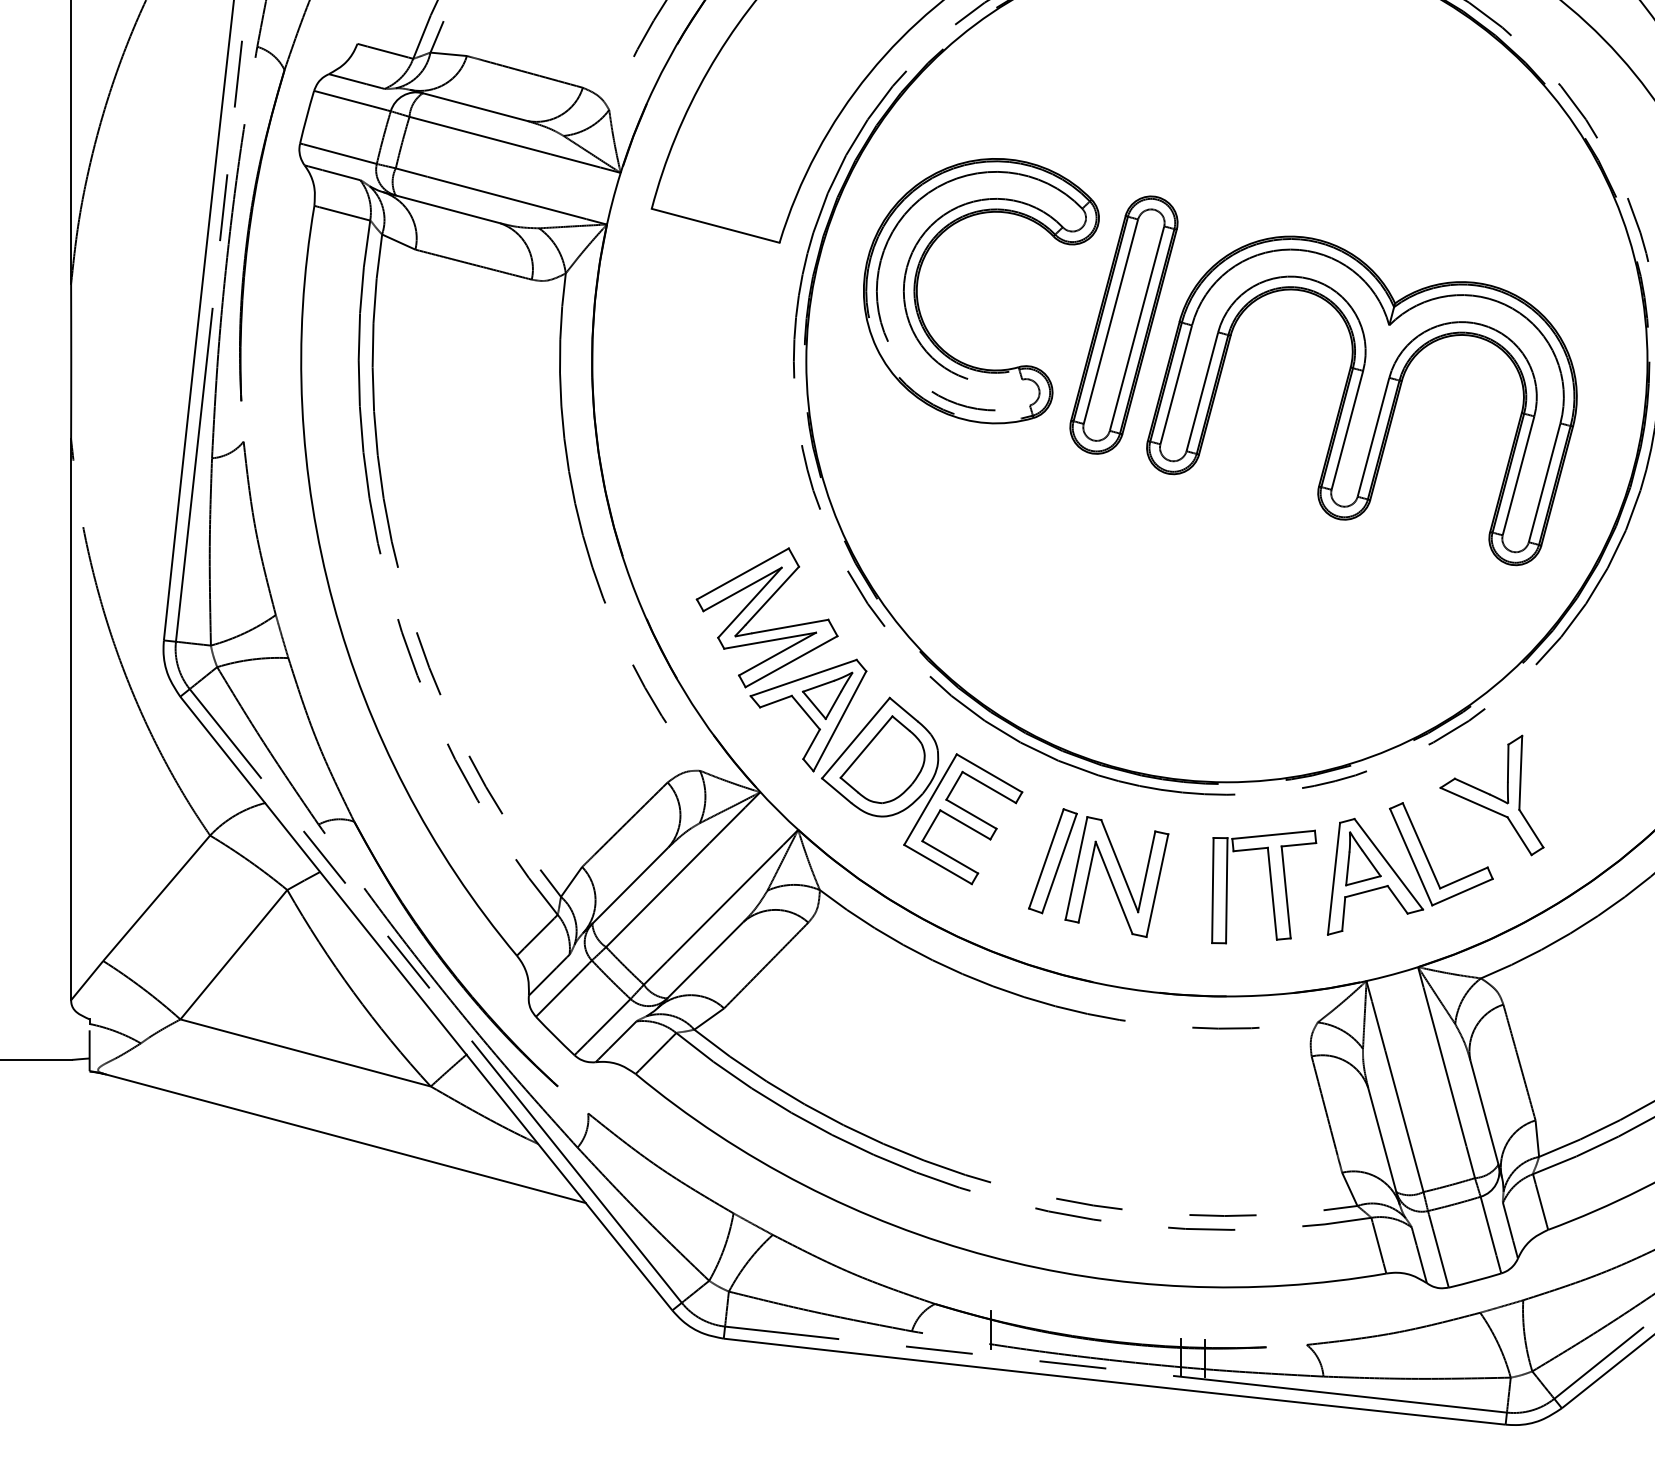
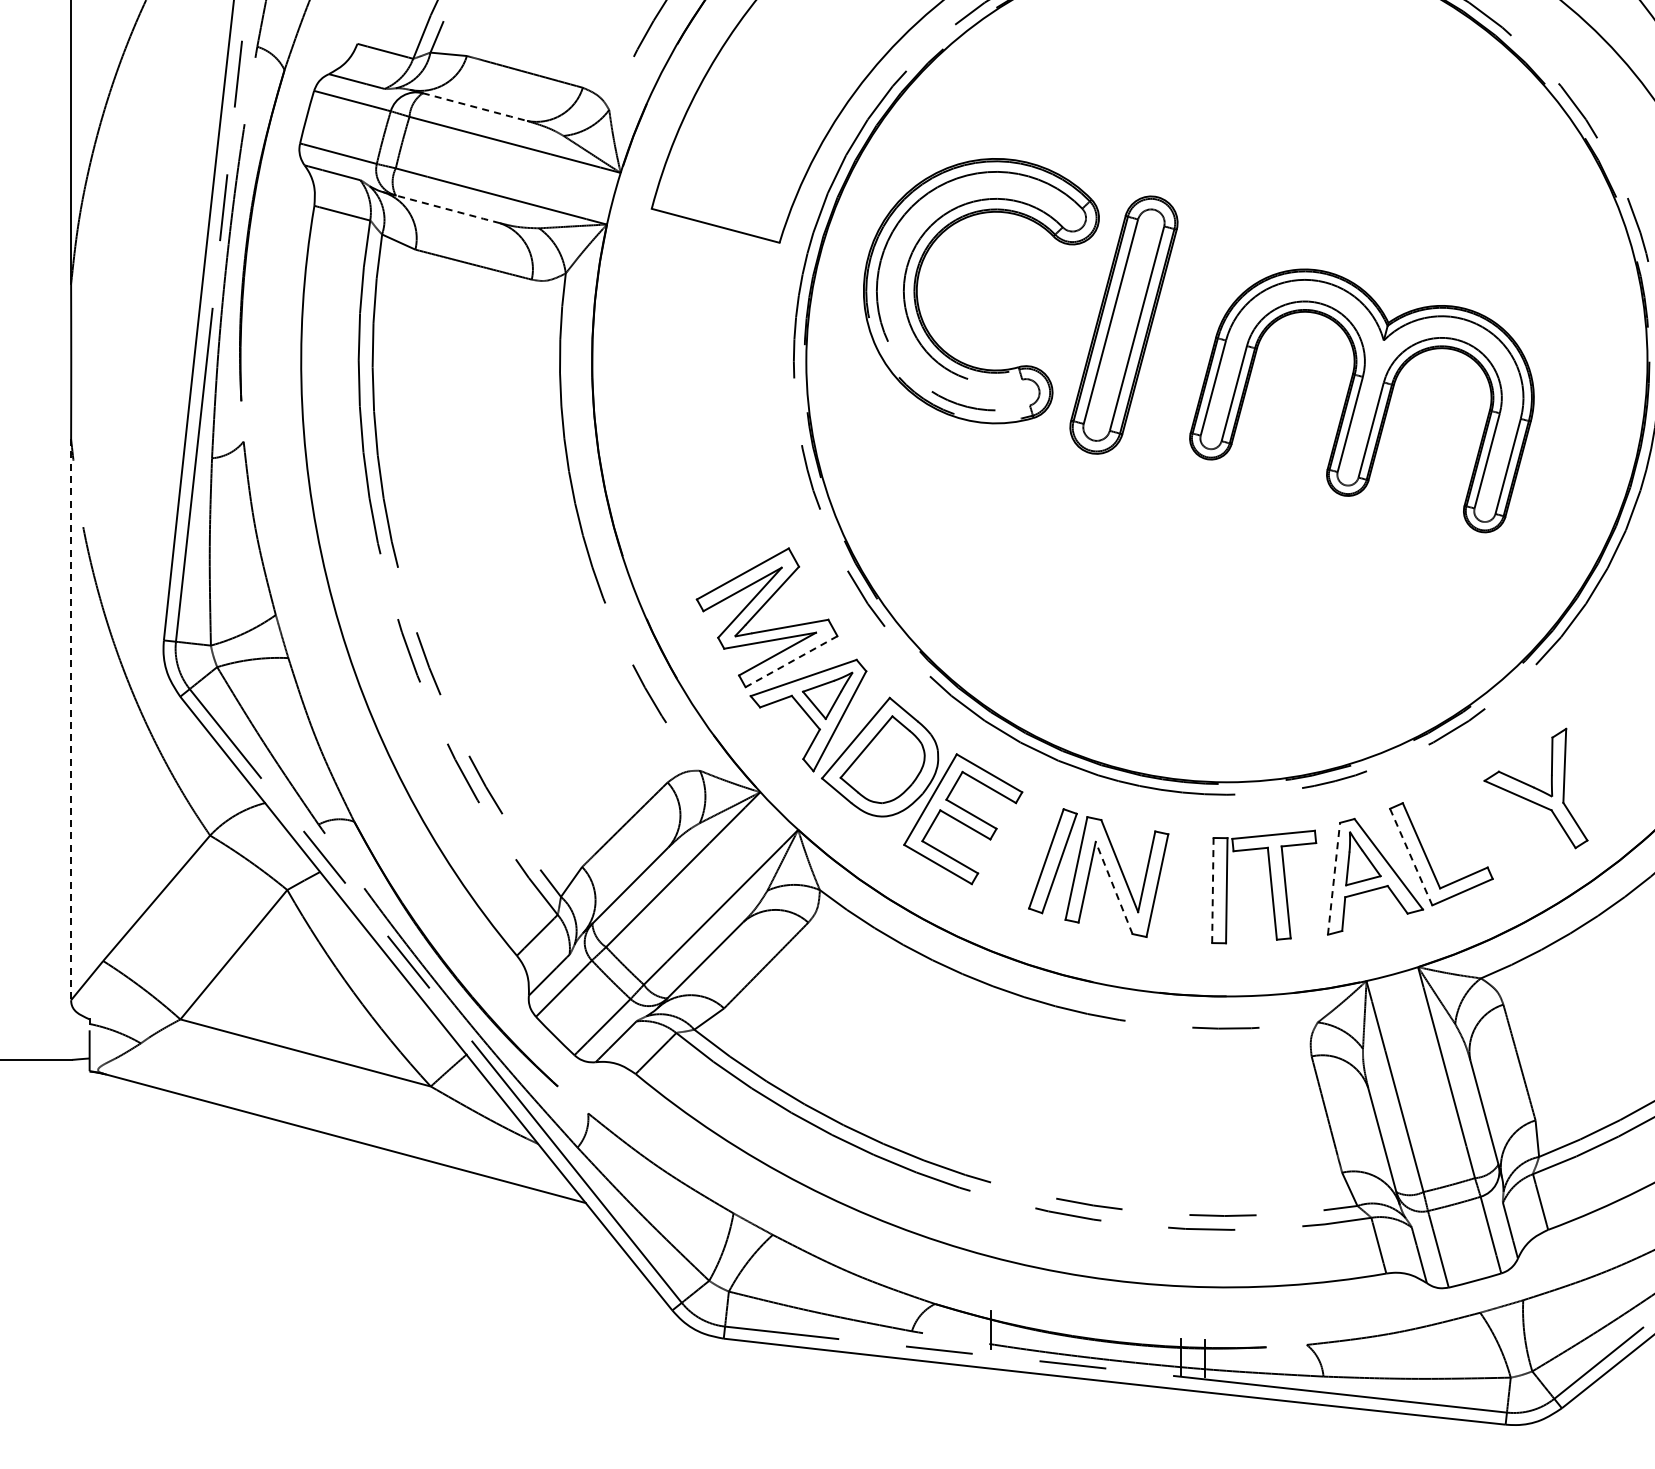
line: solid -> dashed (475, 107)
line: solid -> dashed (448, 209)
part size: 432x332 px -> 346x266 px (1361, 400)
line: solid -> dashed (791, 661)
line: solid -> dashed (71, 719)
part position: (1491, 795) -> (1535, 788) (1535, 788)
line: solid -> dashed (1411, 857)
line: solid -> dashed (1334, 878)
line: solid -> dashed (1114, 887)
line: solid -> dashed (1212, 890)
